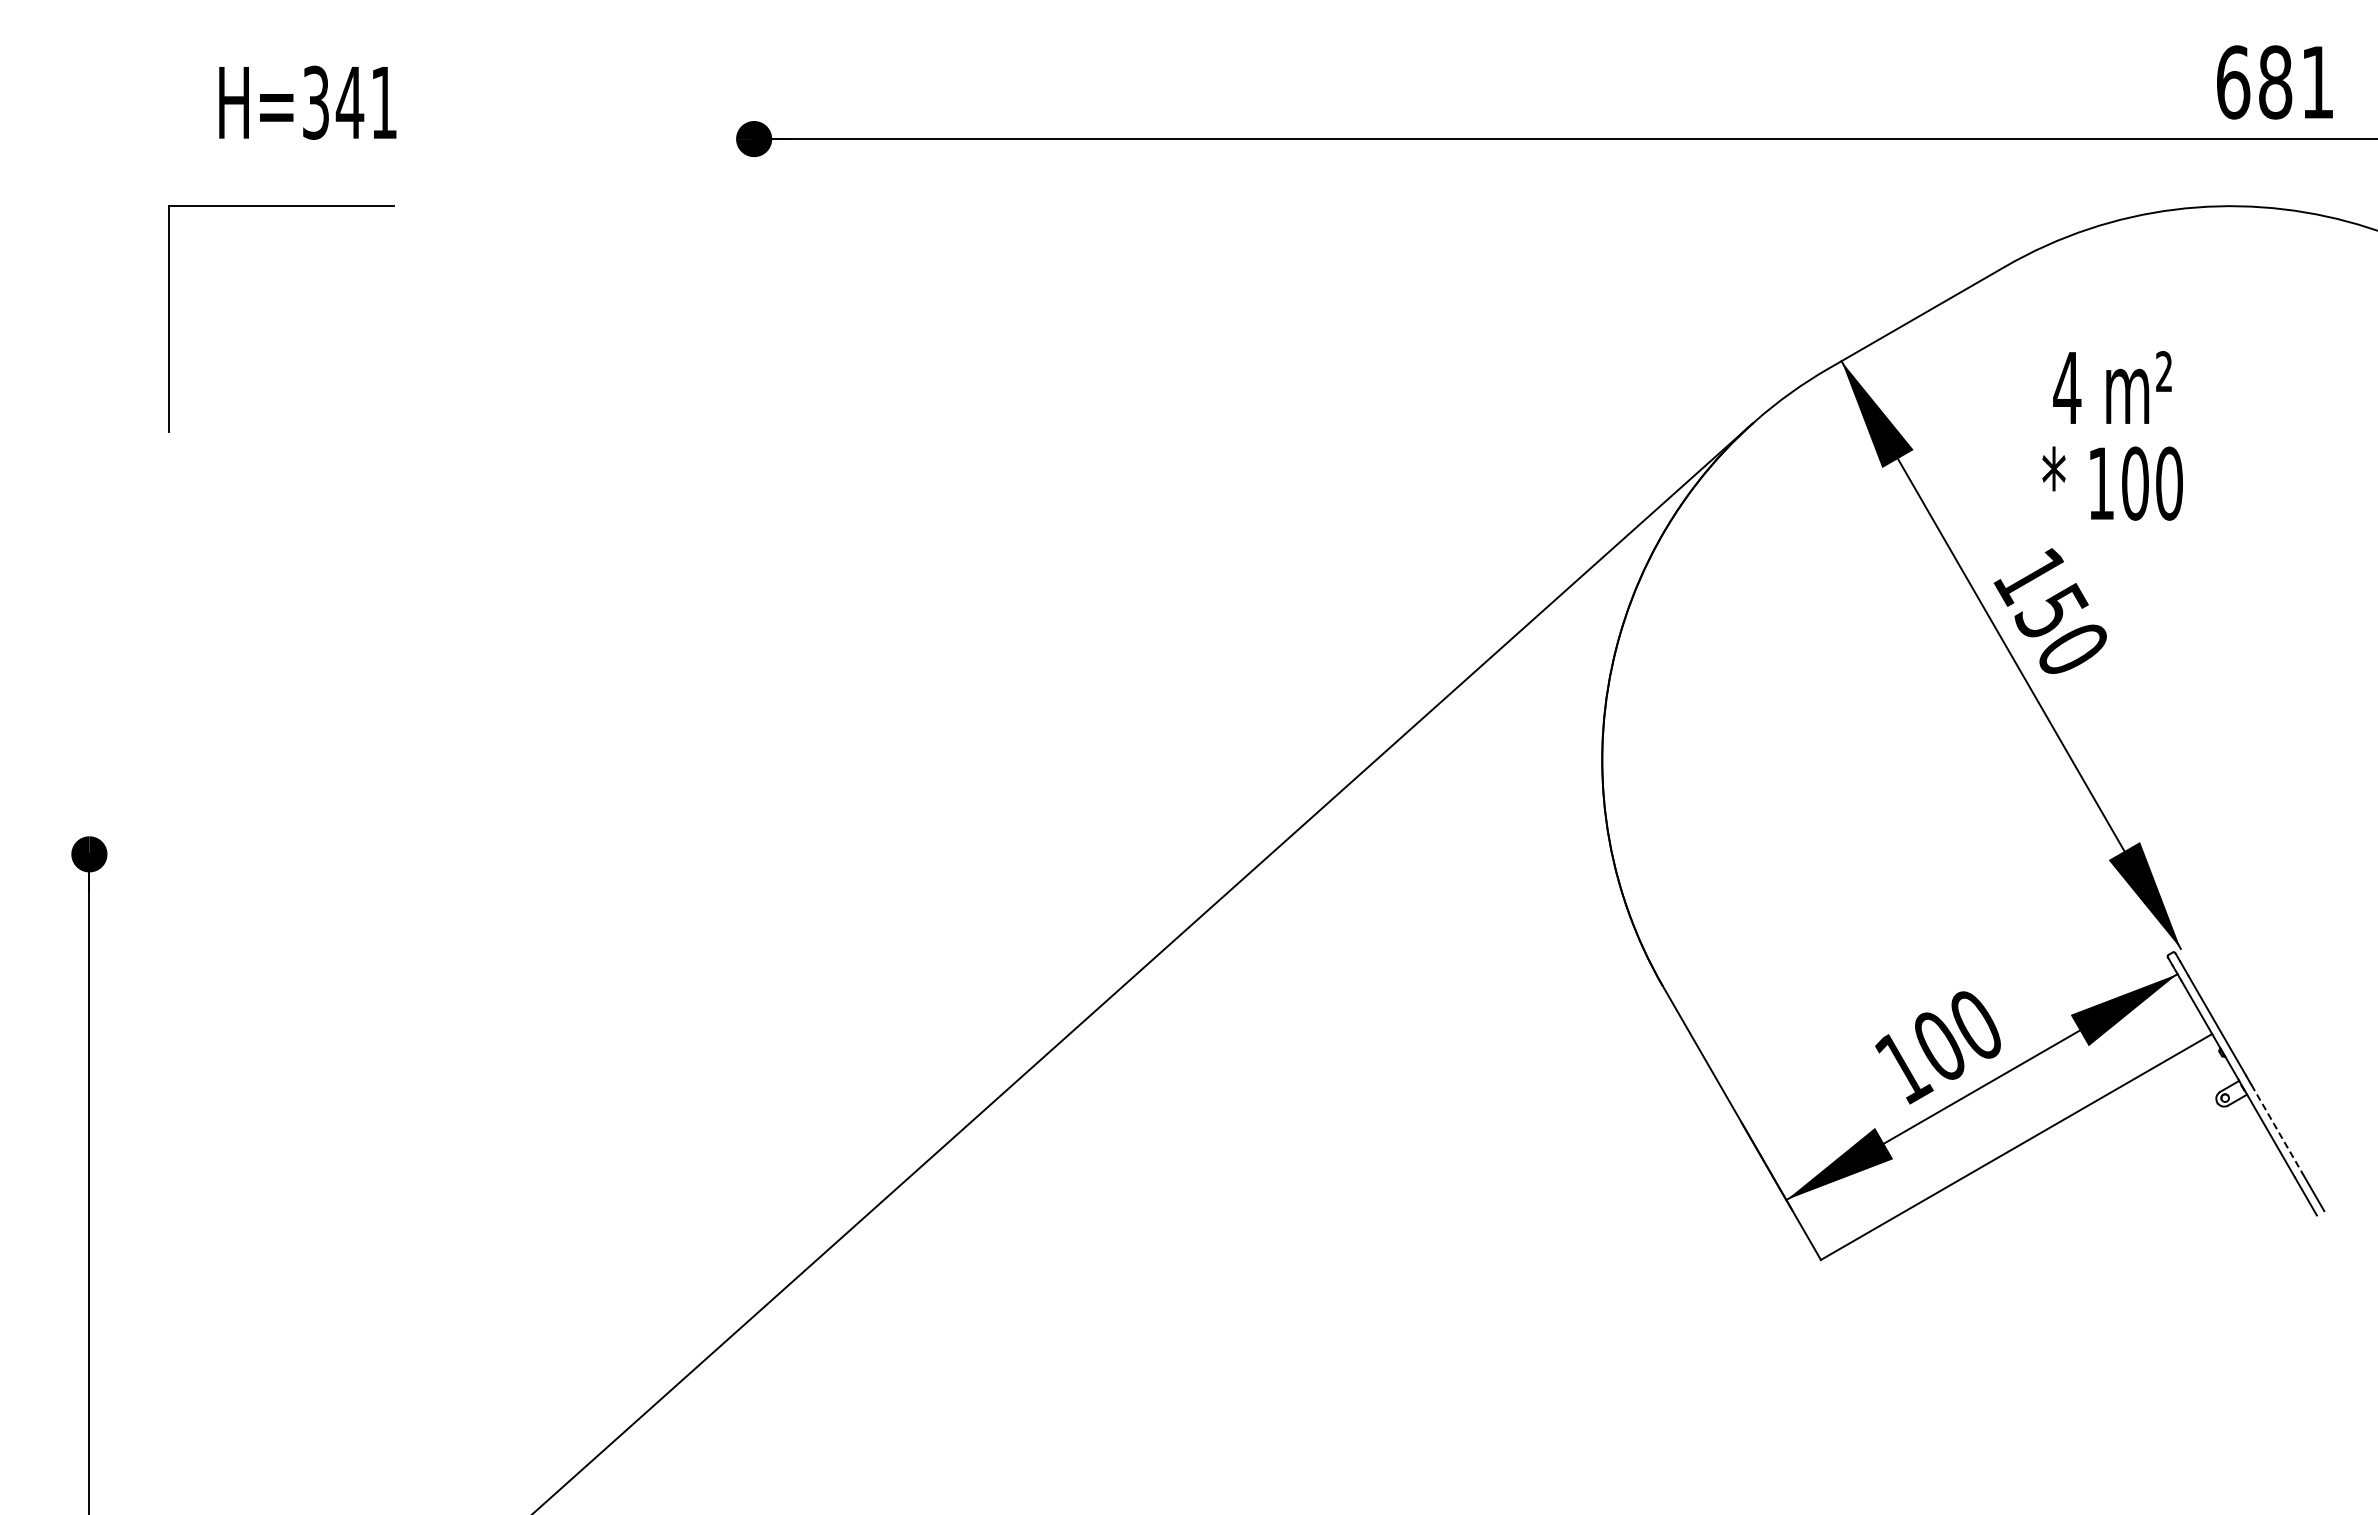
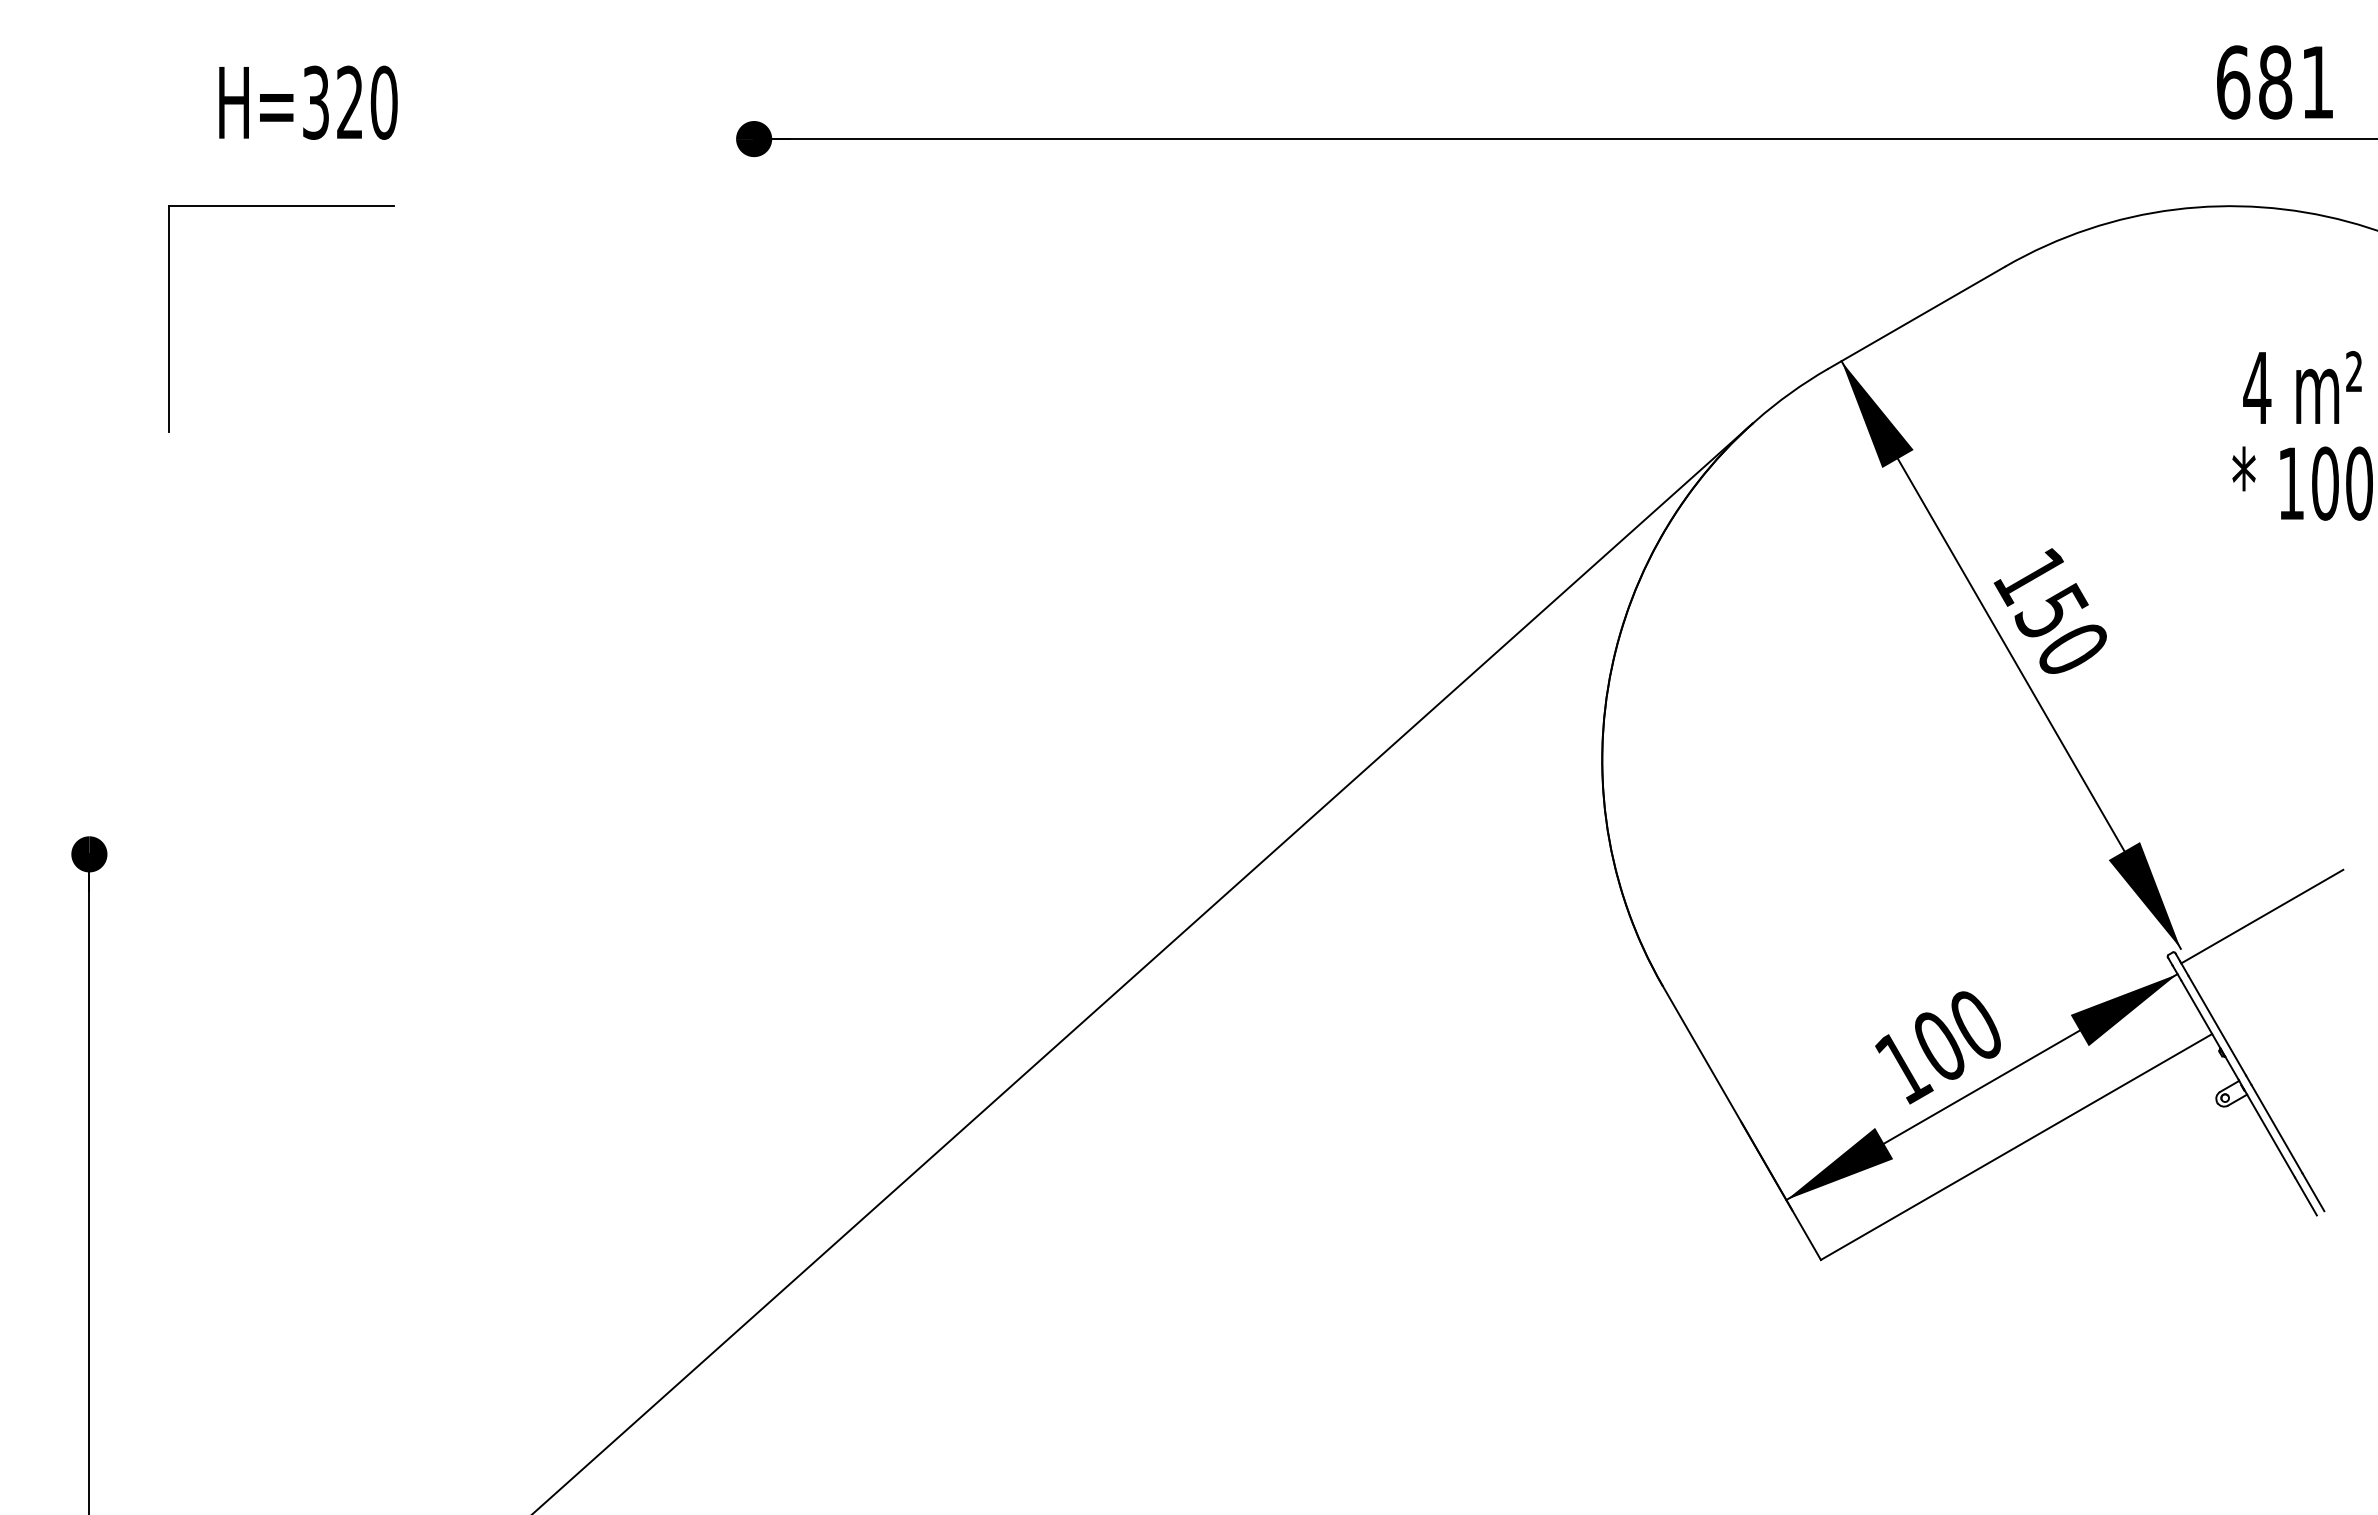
text: H=341 -> H=320 (366, 102)
text position: (2112, 435) -> (2302, 435) (2302, 435)
line: none -> present (2262, 916)
line: dashed -> solid (2276, 1129)
